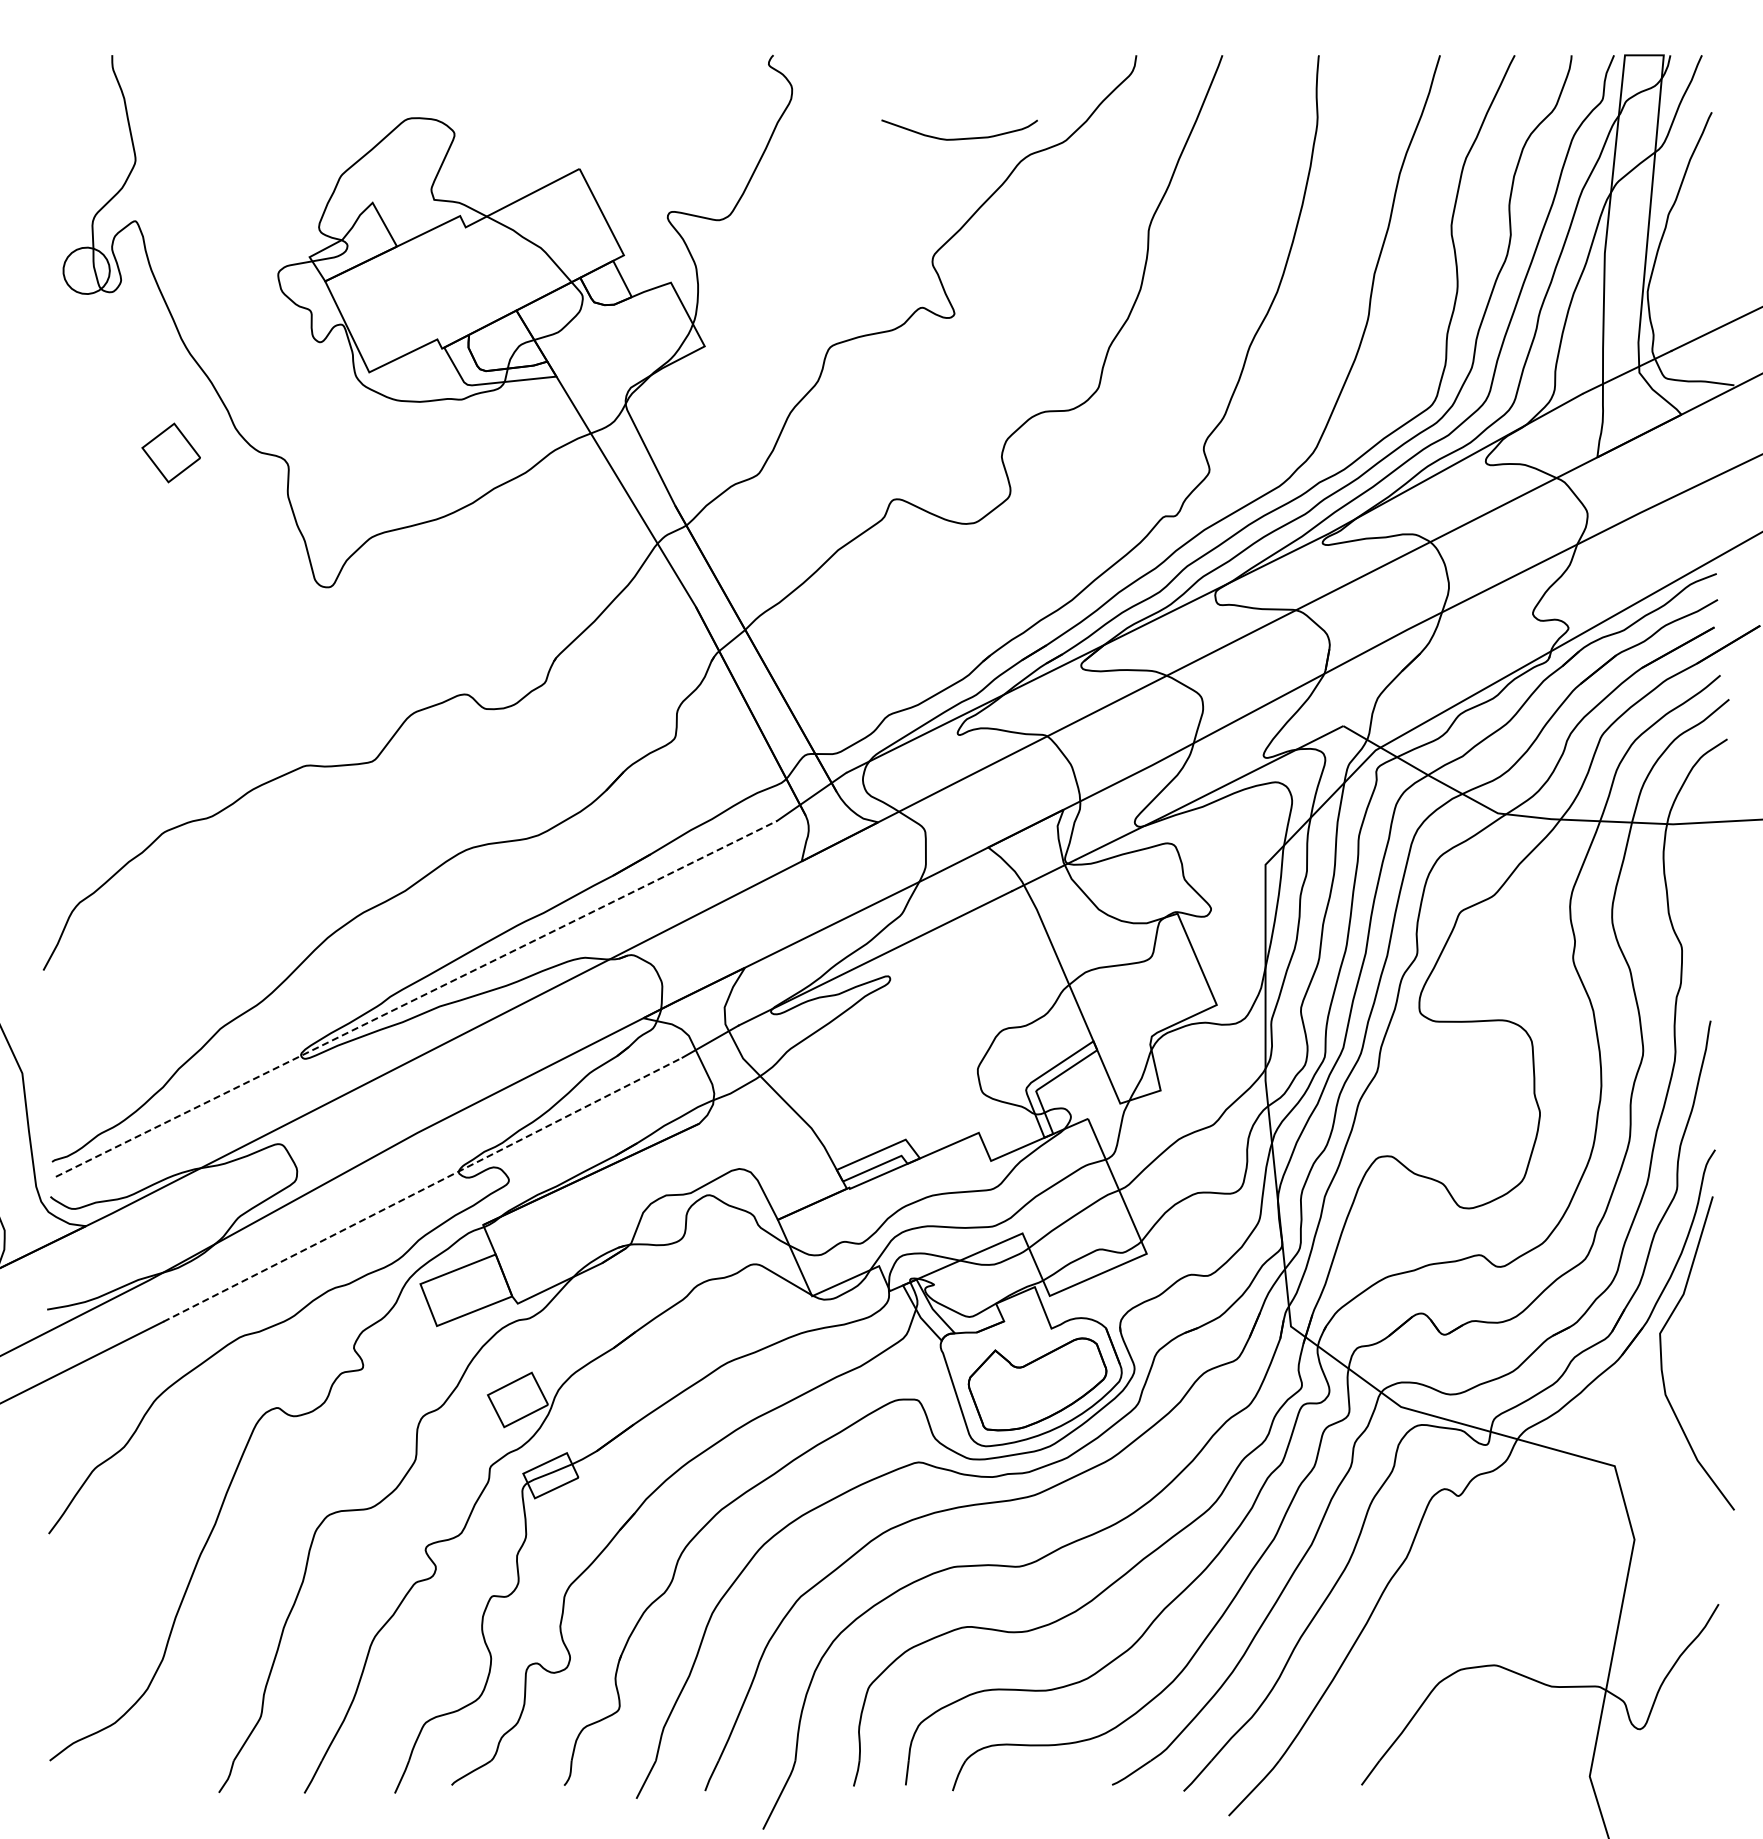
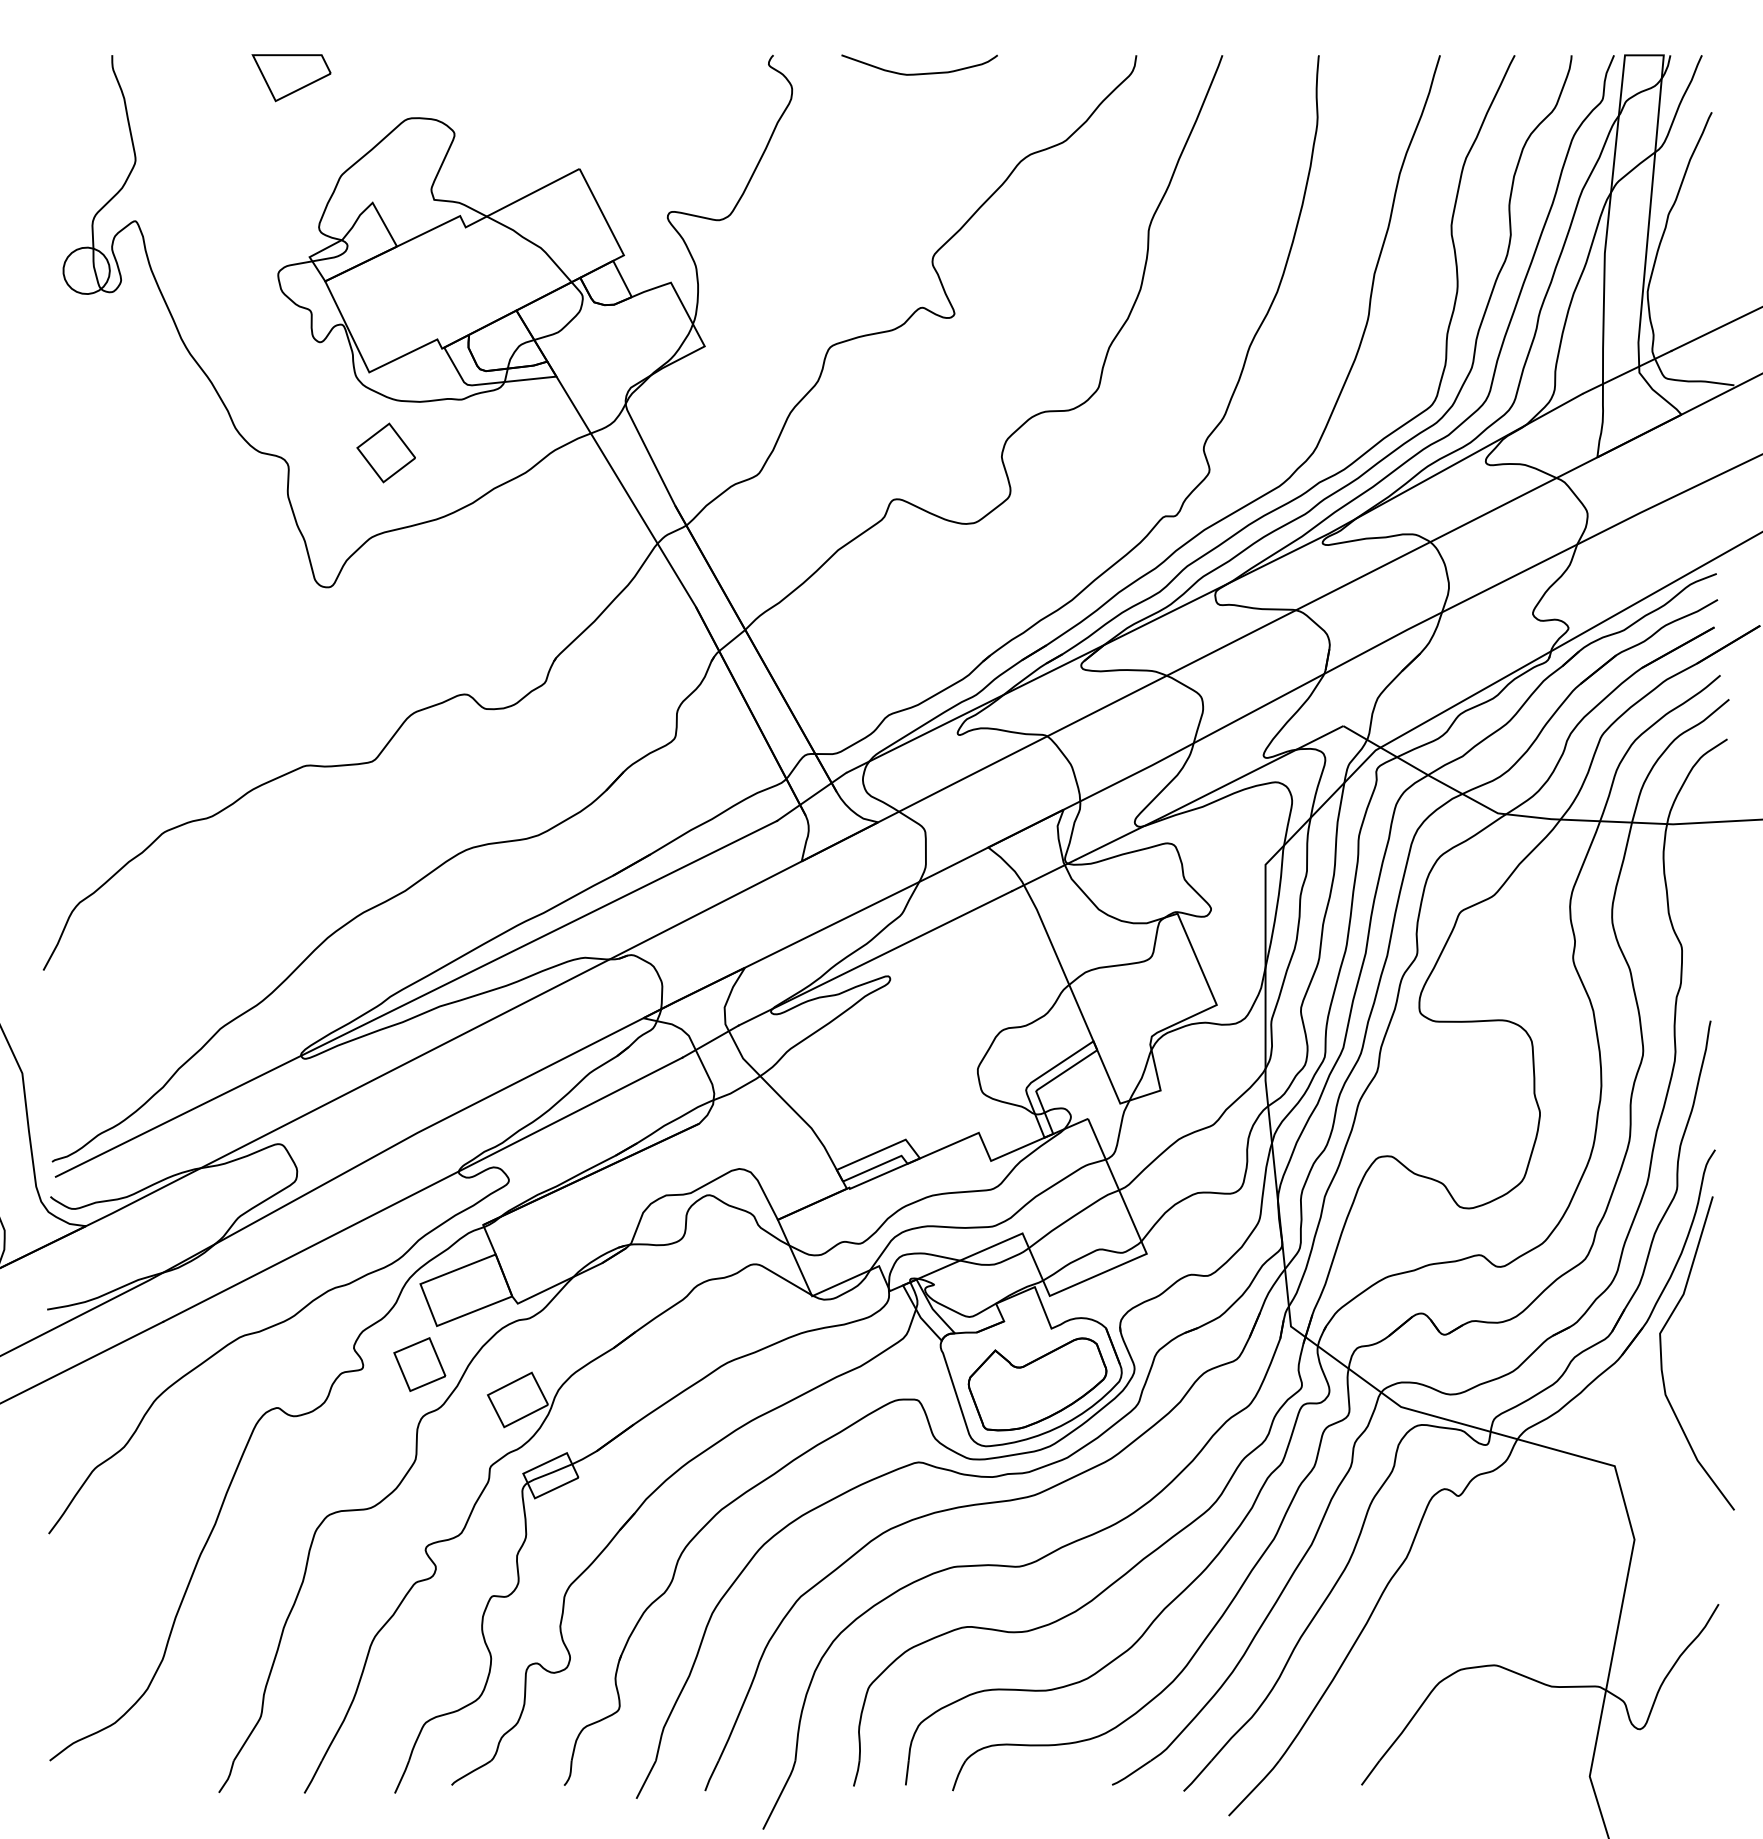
part: none -> present (291, 78)
curve position: (959, 138) -> (919, 73) (919, 73)
part position: (170, 452) -> (385, 452) (385, 452)
line: dashed -> solid (416, 998)
line: dashed -> solid (423, 1189)
part: none -> present (419, 1364)
